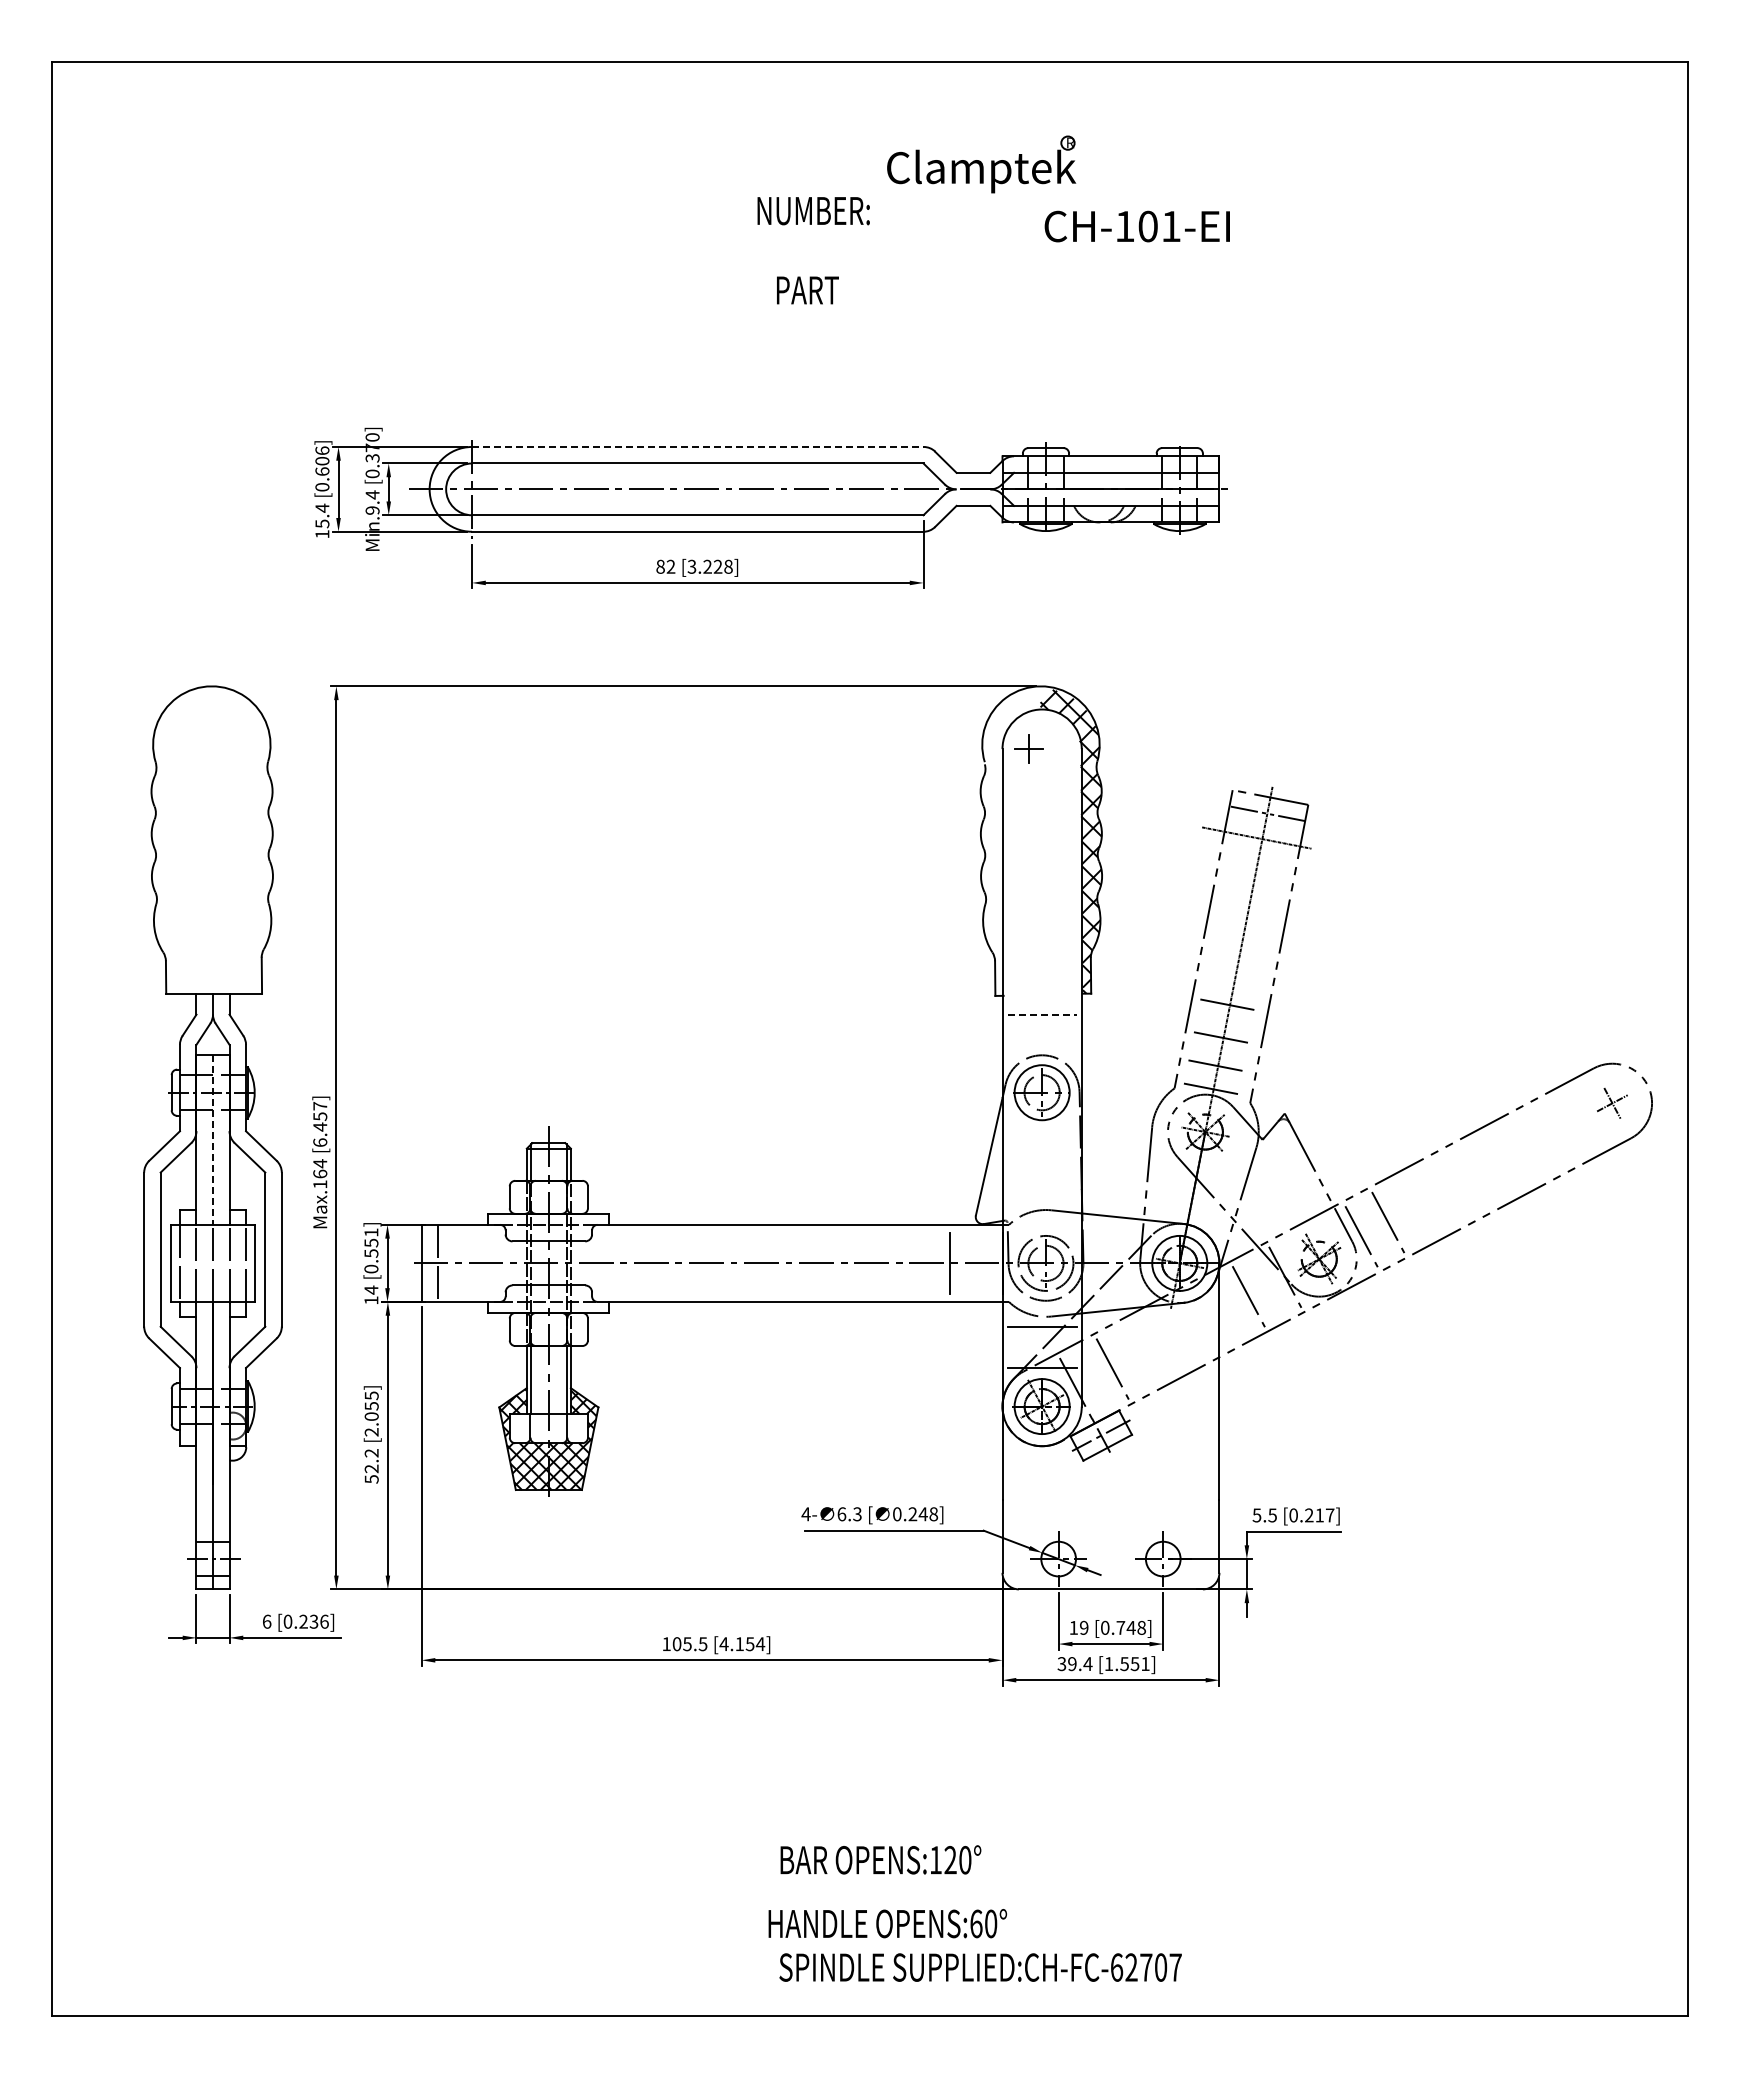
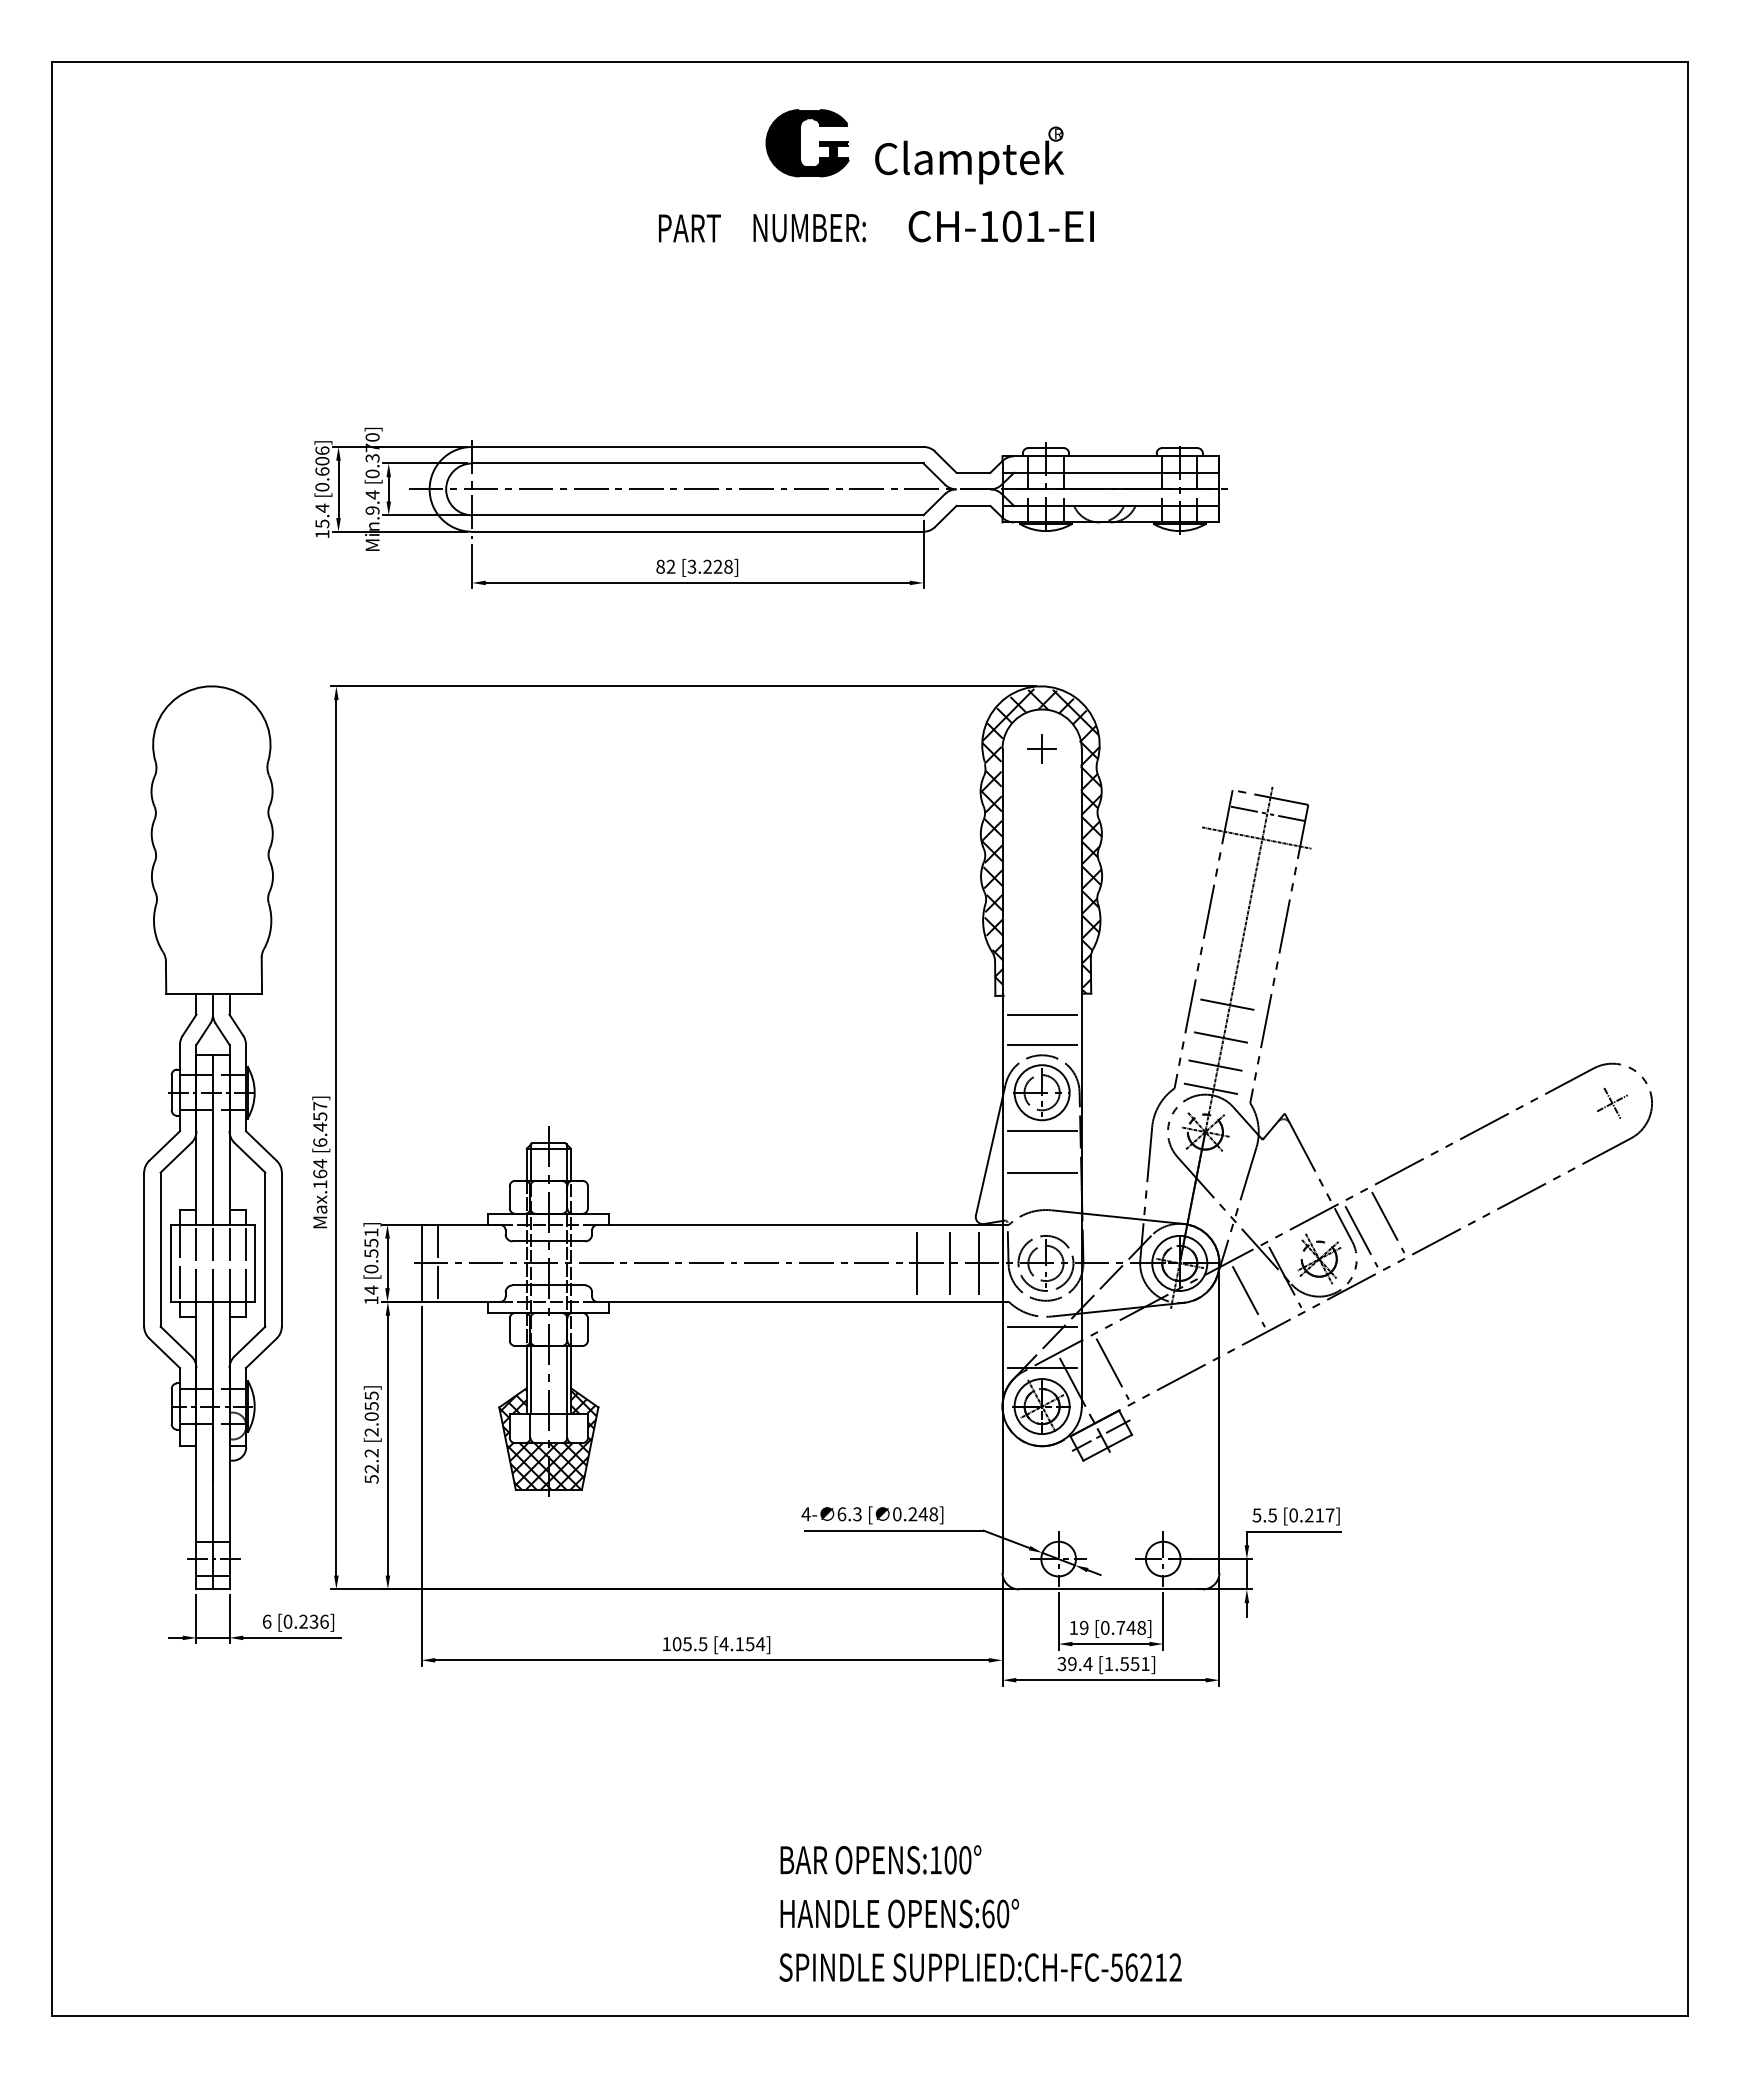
part: none -> present (800, 143)
part position: (981, 164) -> (969, 155) (969, 155)
text position: (813, 211) -> (809, 228) (809, 228)
text position: (1136, 226) -> (1000, 226) (1000, 226)
text position: (807, 290) -> (689, 228) (689, 228)
line: dashed -> solid (697, 446)
part position: (1028, 748) -> (1041, 748) (1041, 748)
hatch: none -> present (1010, 841)
line: dashed -> solid (1042, 1014)
line: none -> present (1041, 1044)
line: none -> present (1041, 1131)
line: dashed -> solid (213, 1140)
line: none -> present (1041, 1172)
line: none -> present (916, 1263)
line: none -> present (978, 1263)
text: OPENS:120° -> OPENS:100° (950, 1860)
text position: (887, 1923) -> (899, 1913) (899, 1913)
text: SUPPLIED:CH-FC-62707 -> SUPPLIED:CH-FC-56212 (1145, 1967)
